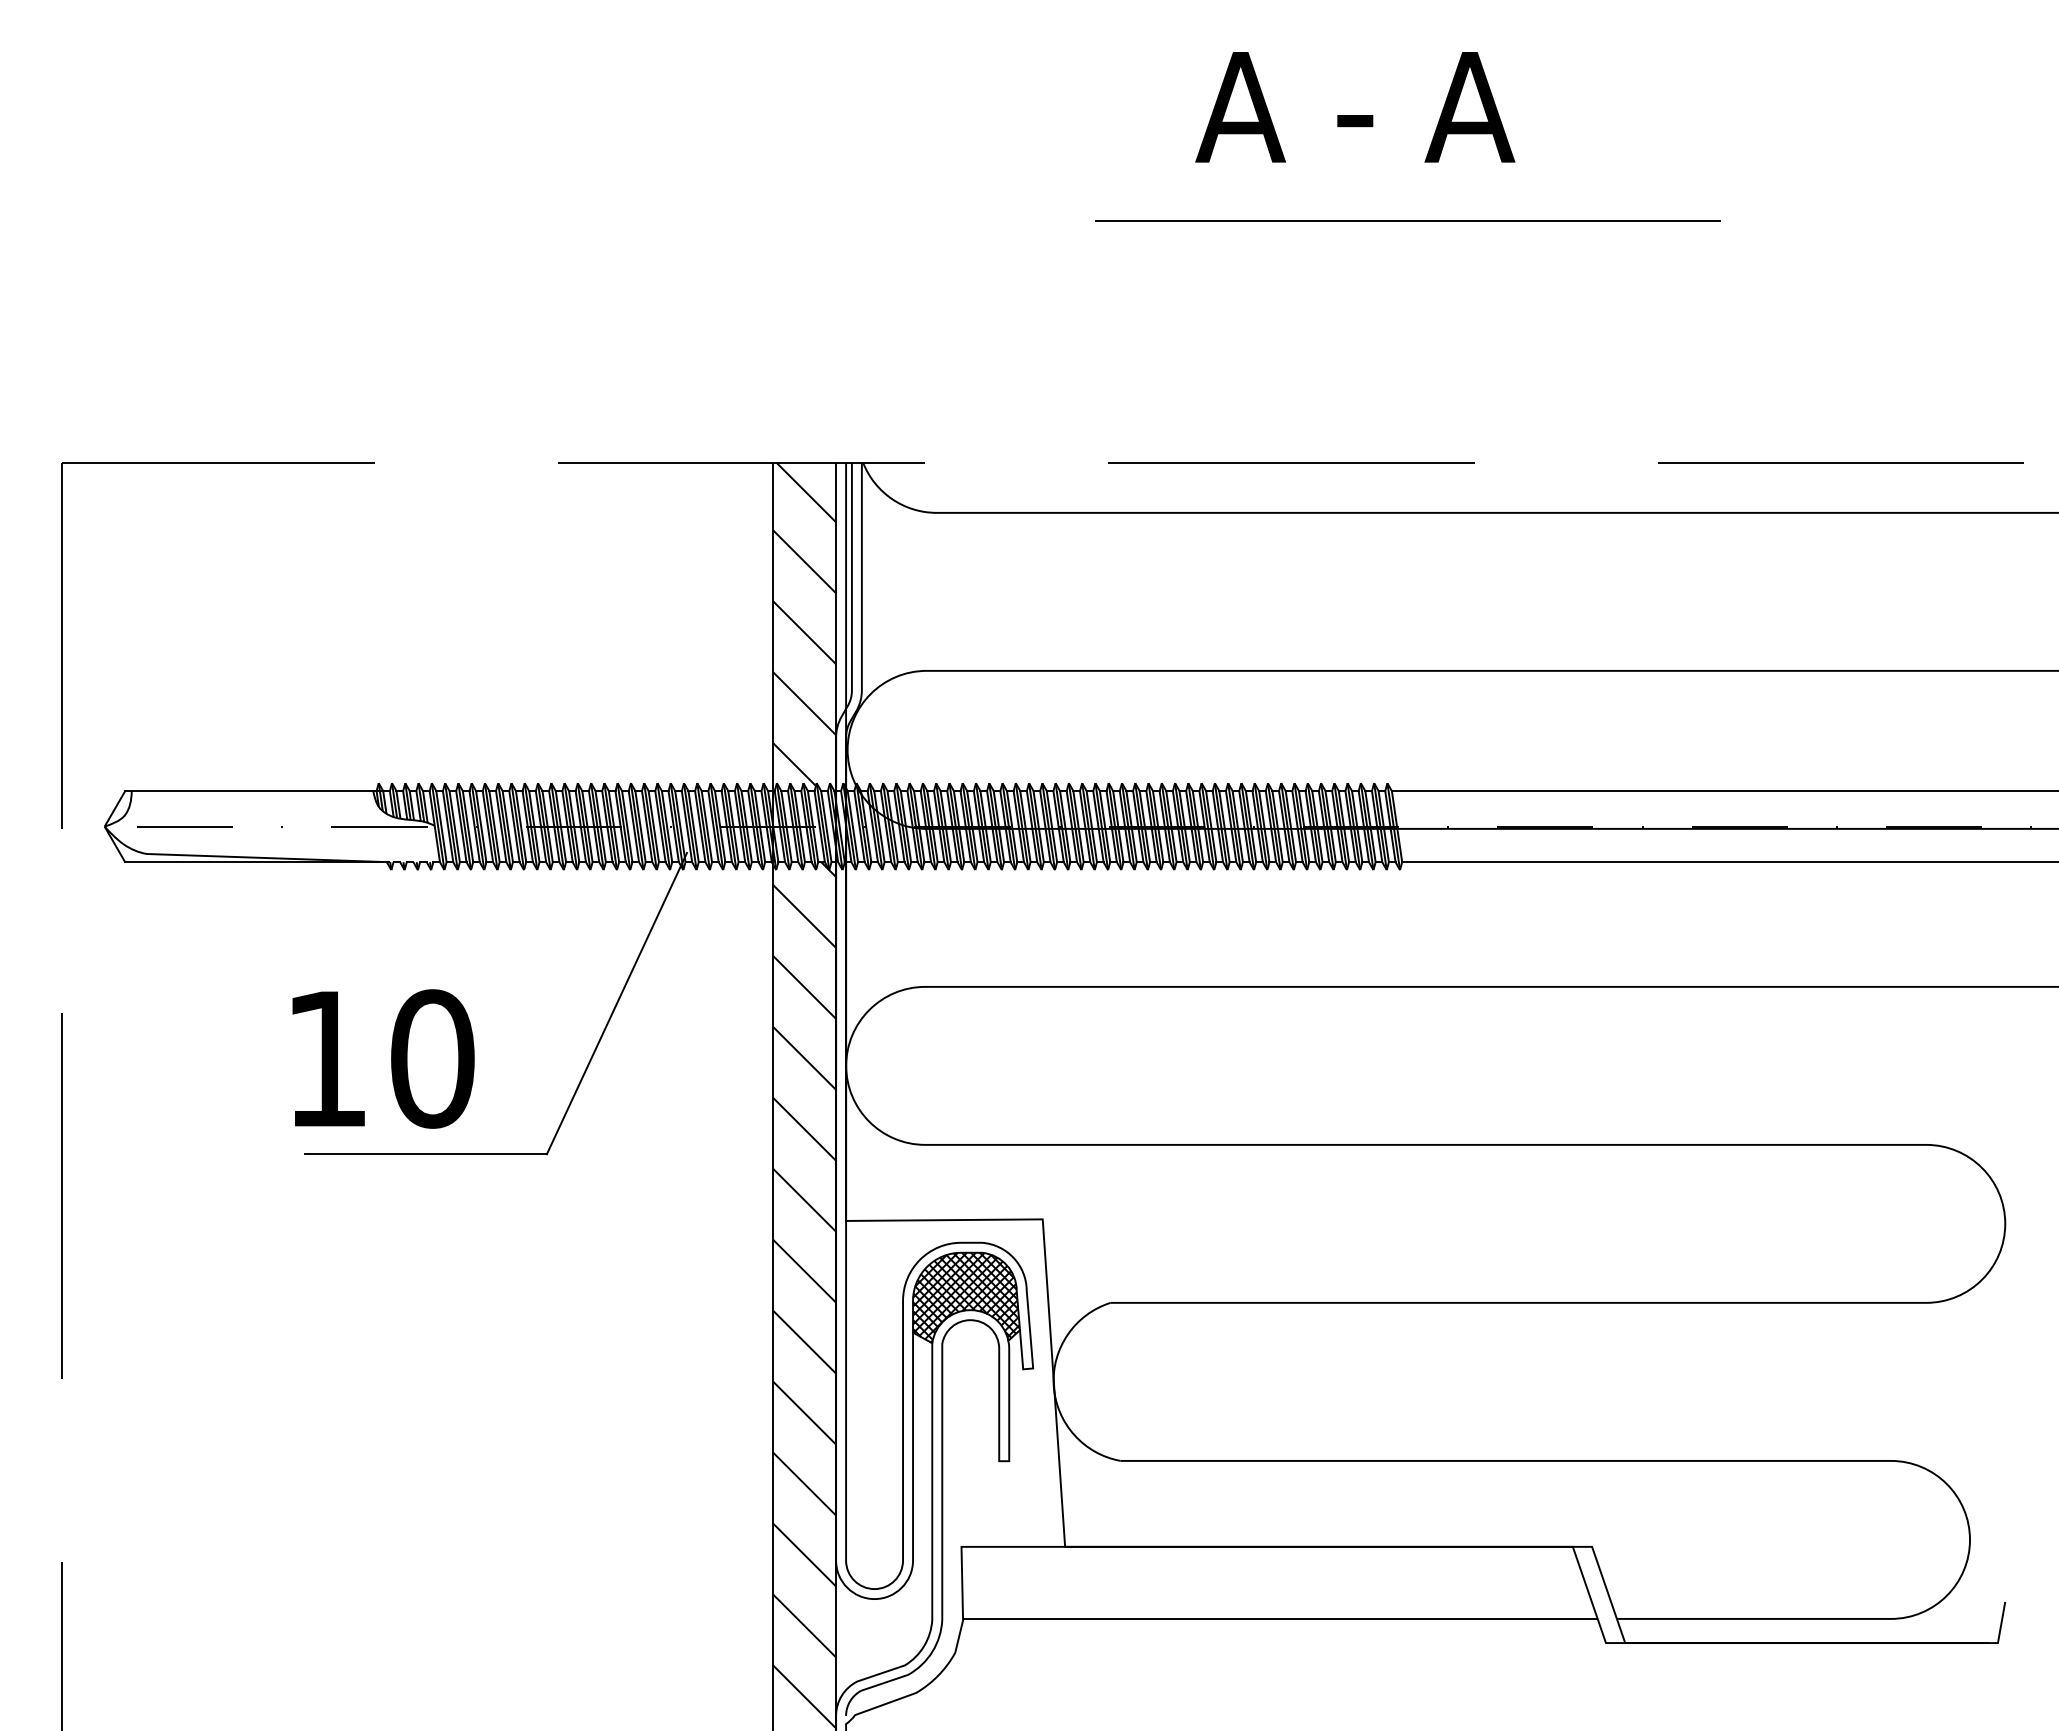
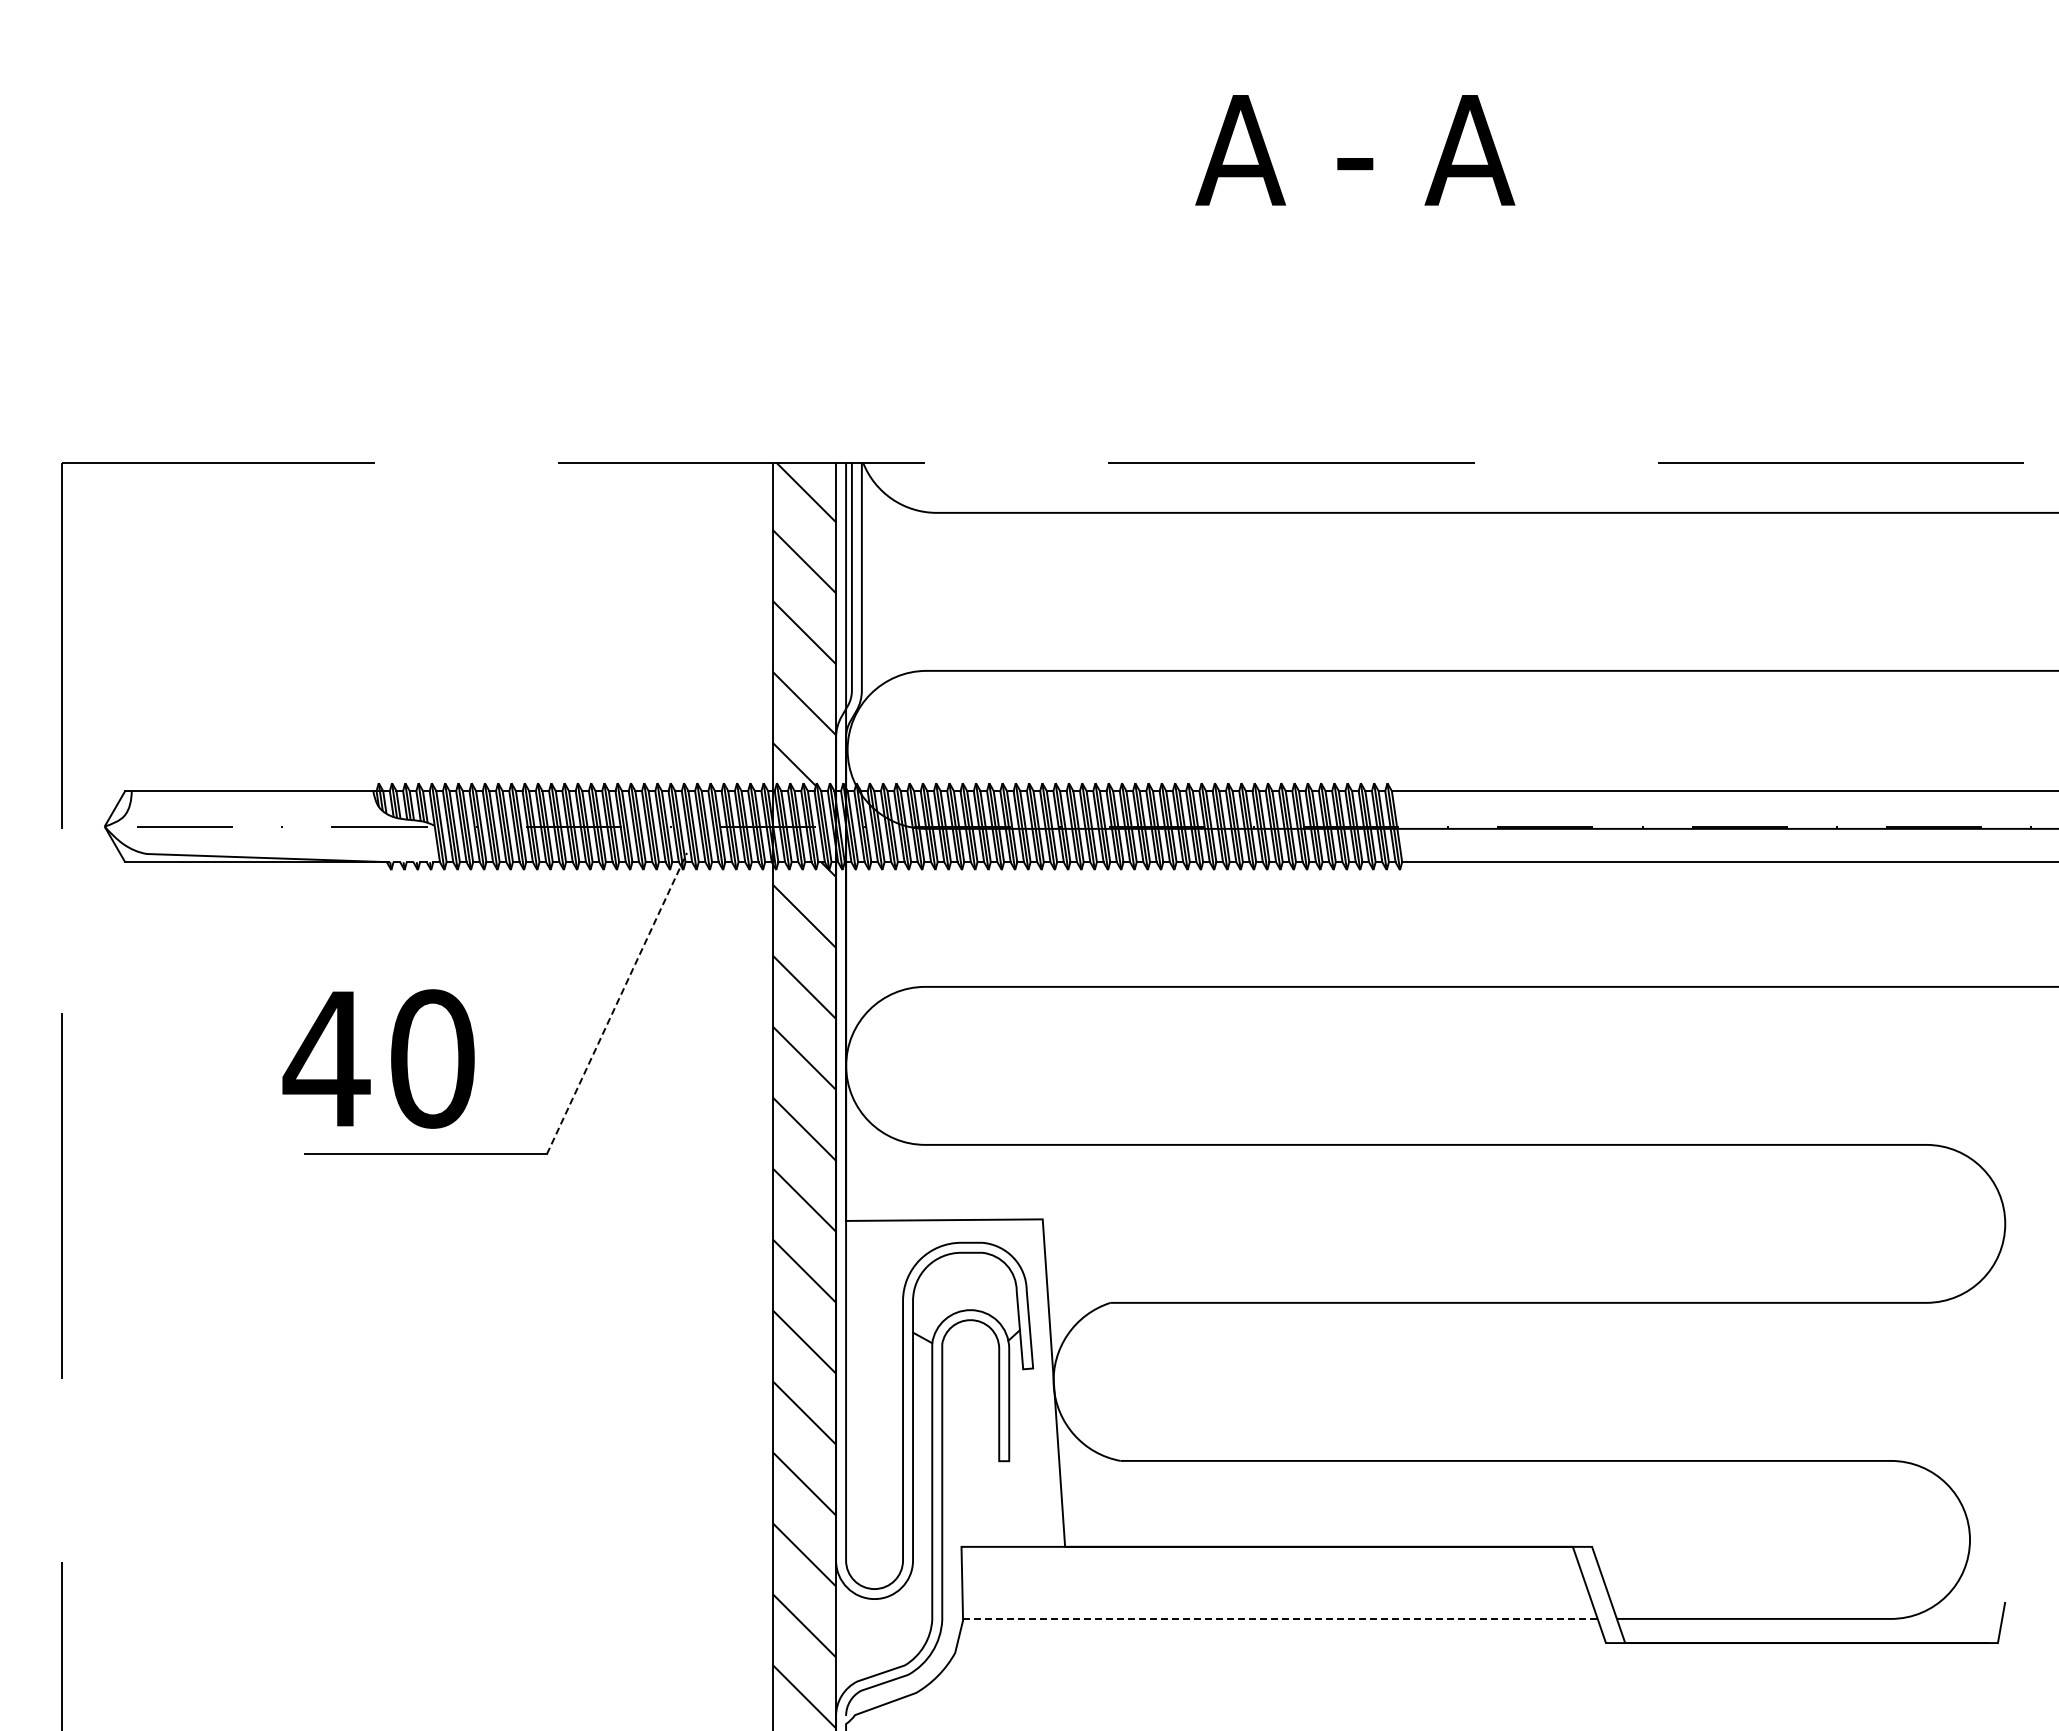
text position: (1355, 107) -> (1355, 150) (1355, 150)
line: present -> none (1407, 220)
line: solid -> dashed (617, 1003)
text: 10 -> 40 (326, 1058)
hatch: present -> none (966, 1297)
line: solid -> dashed (1280, 1618)
